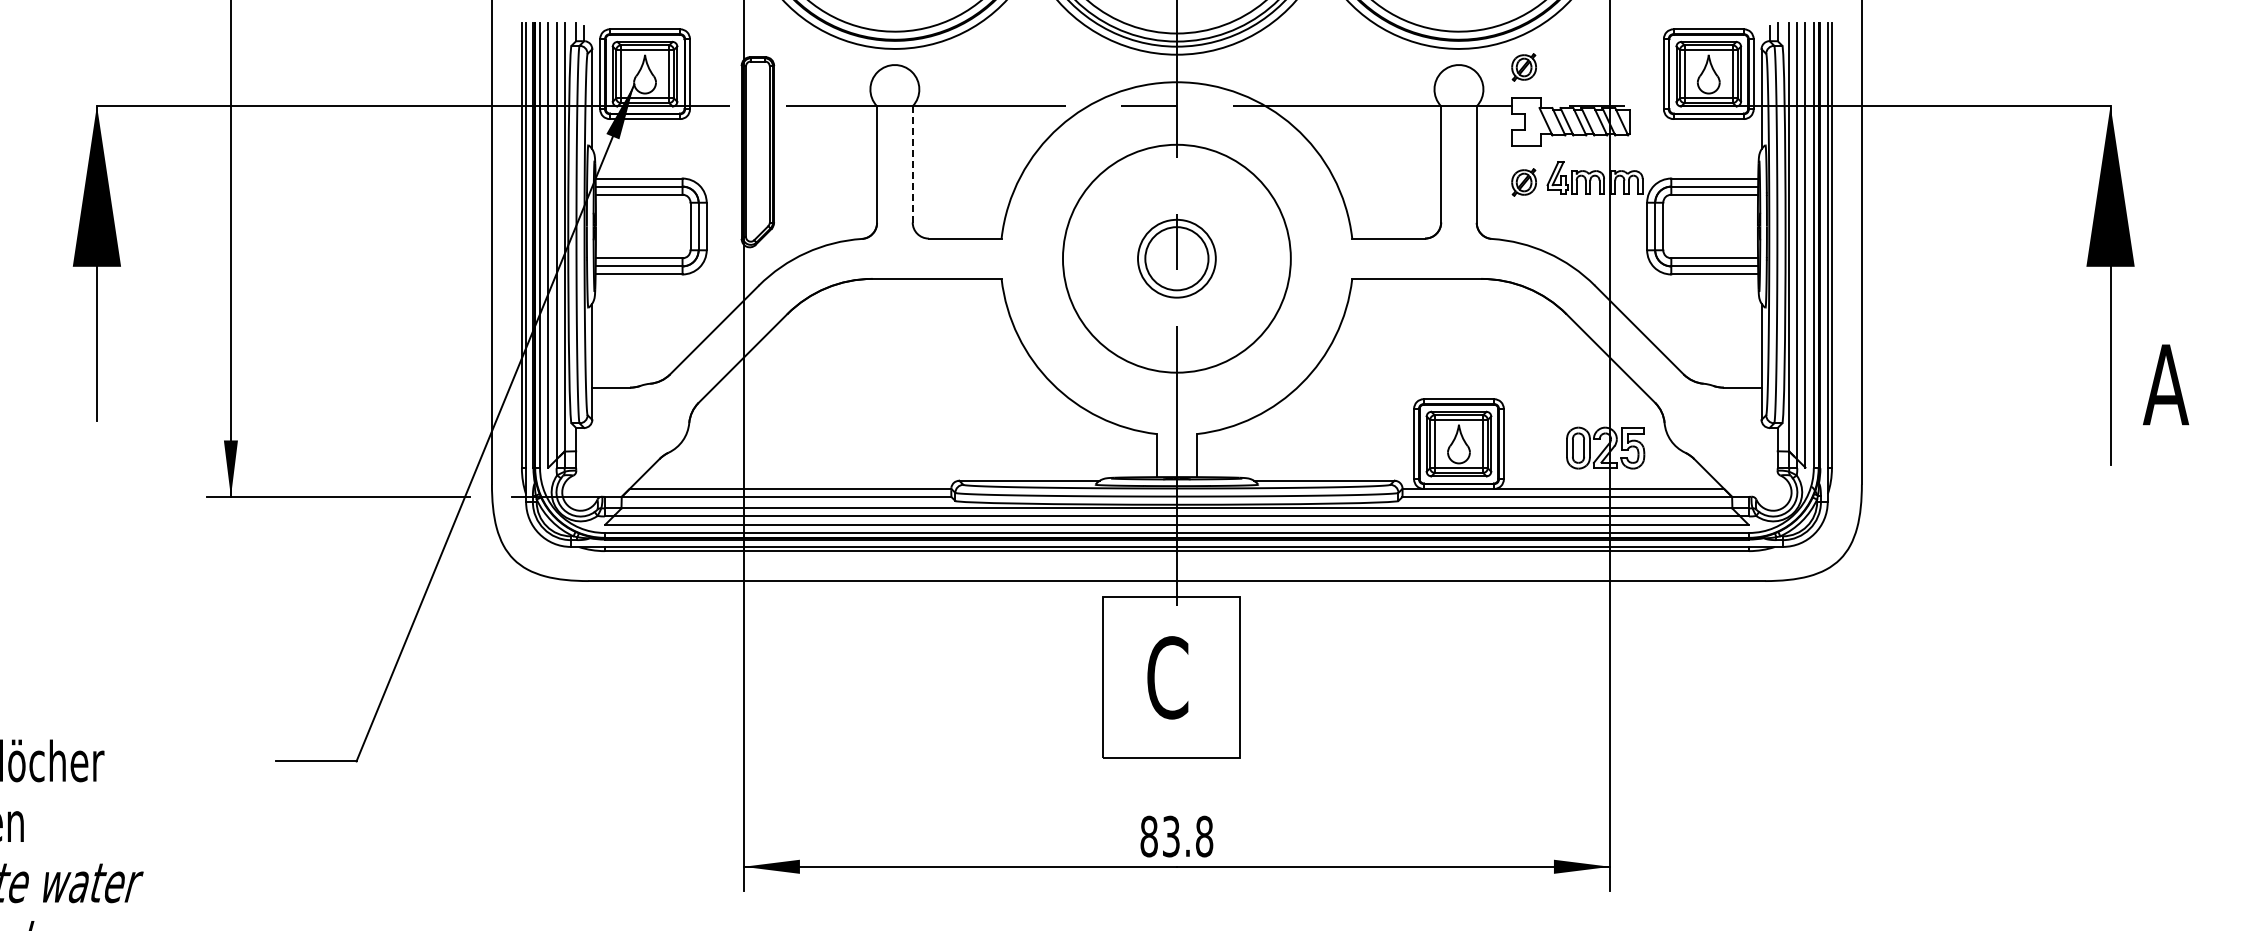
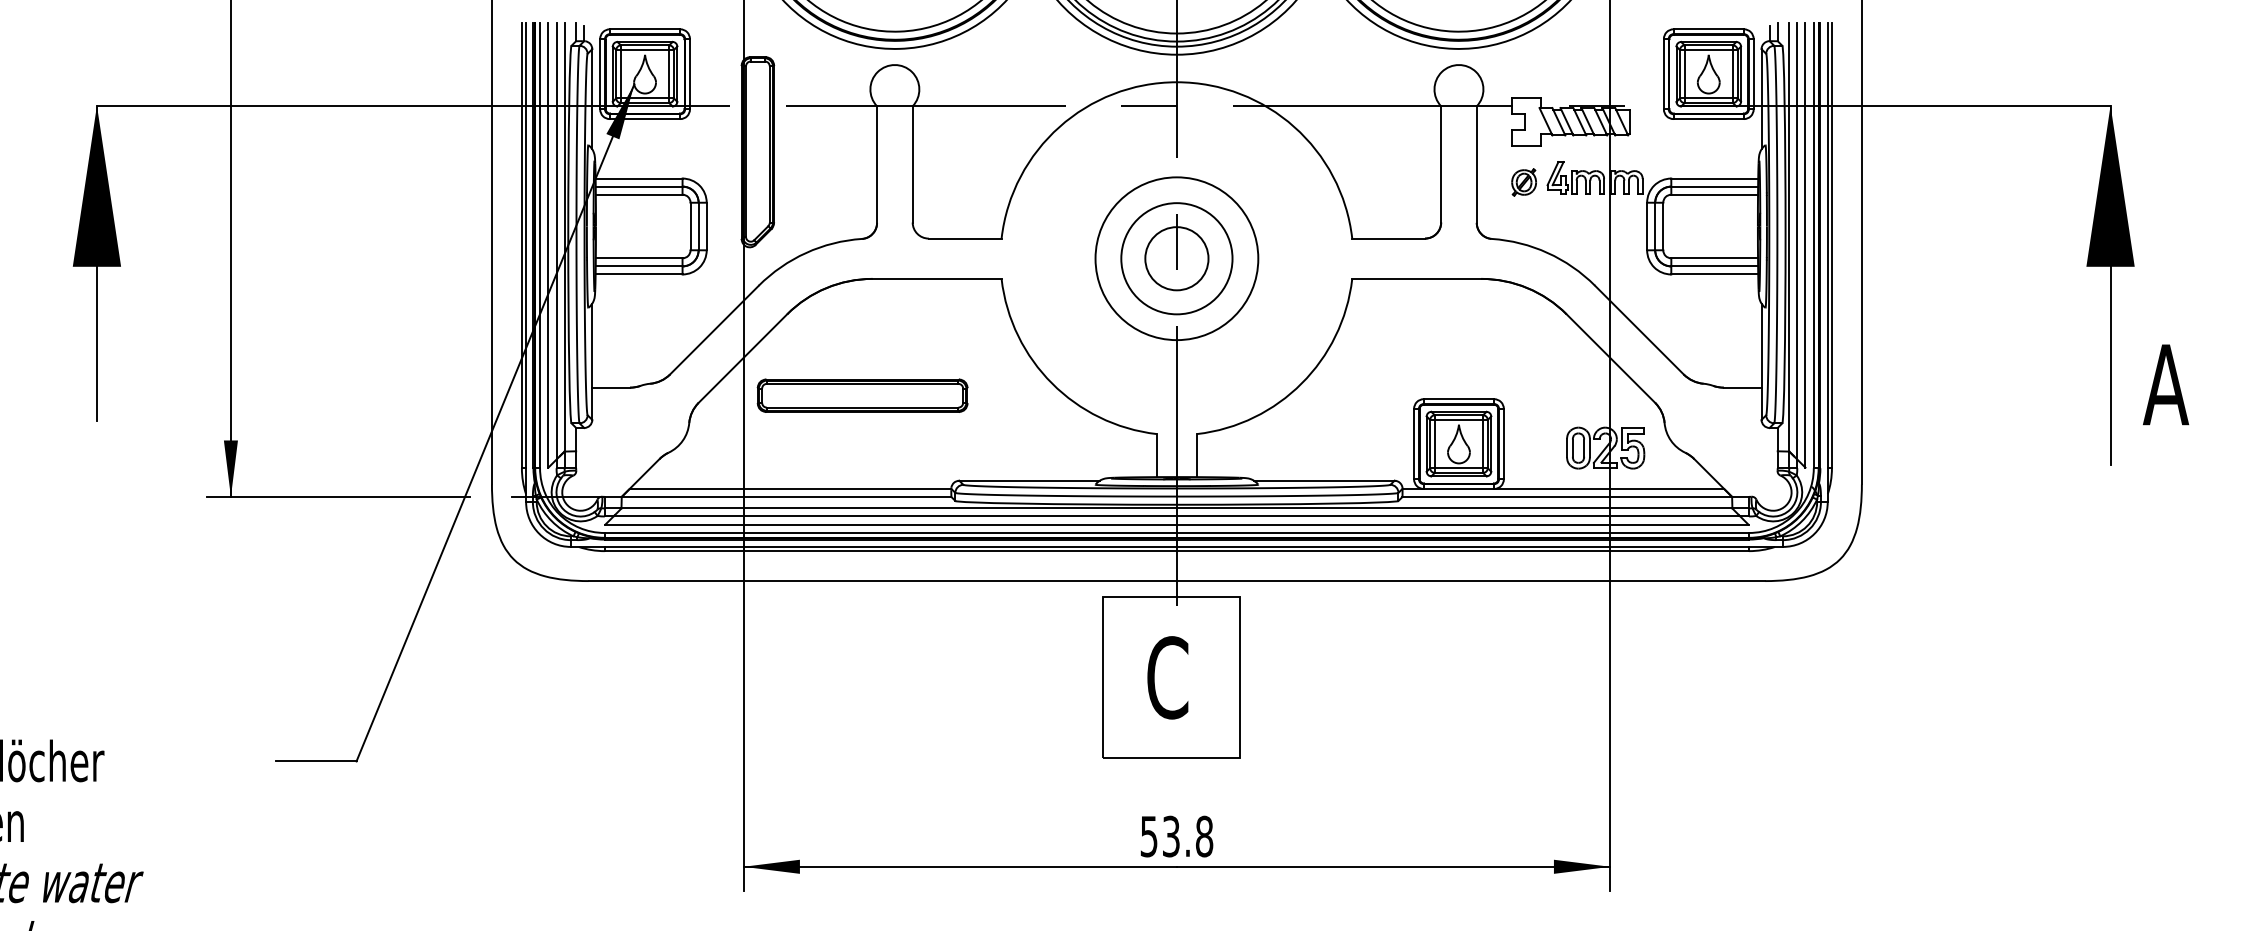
part: present -> none (1523, 67)
line: dashed -> solid (912, 163)
circle diameter: 228 px -> 163 px (1176, 258)
circle diameter: 78 px -> 111 px (1176, 258)
part: none -> present (862, 395)
text: 83.8 -> 53.8 (1148, 836)
